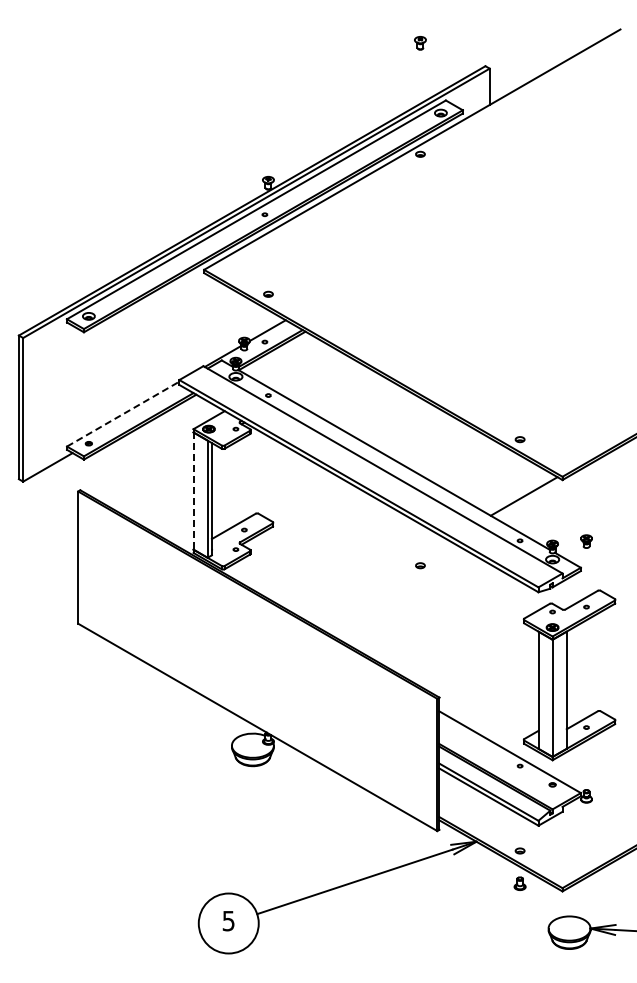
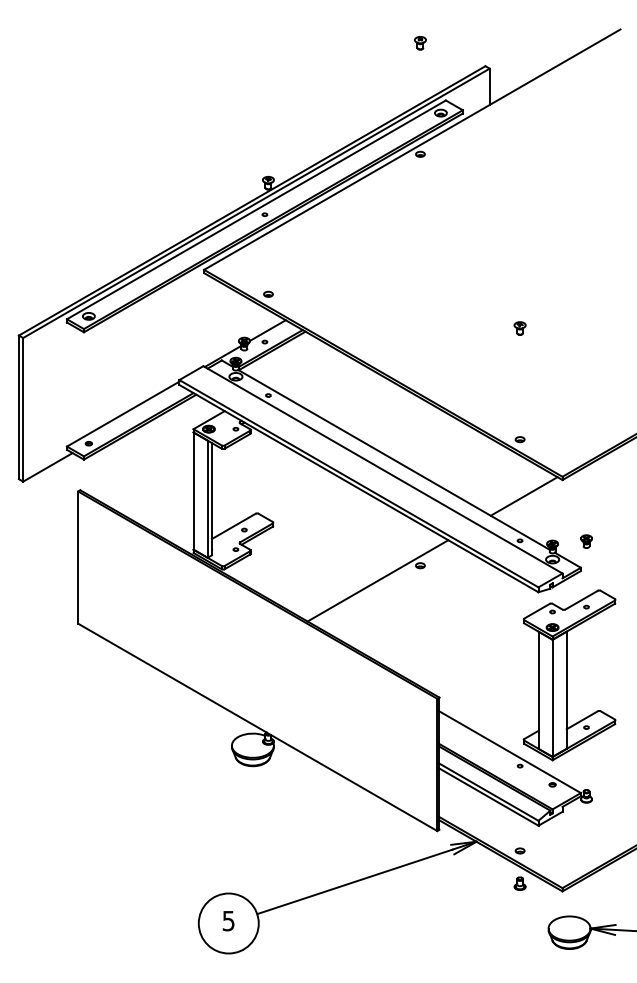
part: none -> present (519, 328)
line: dashed -> solid (123, 414)
line: dashed -> solid (193, 491)
line: none -> present (377, 580)
